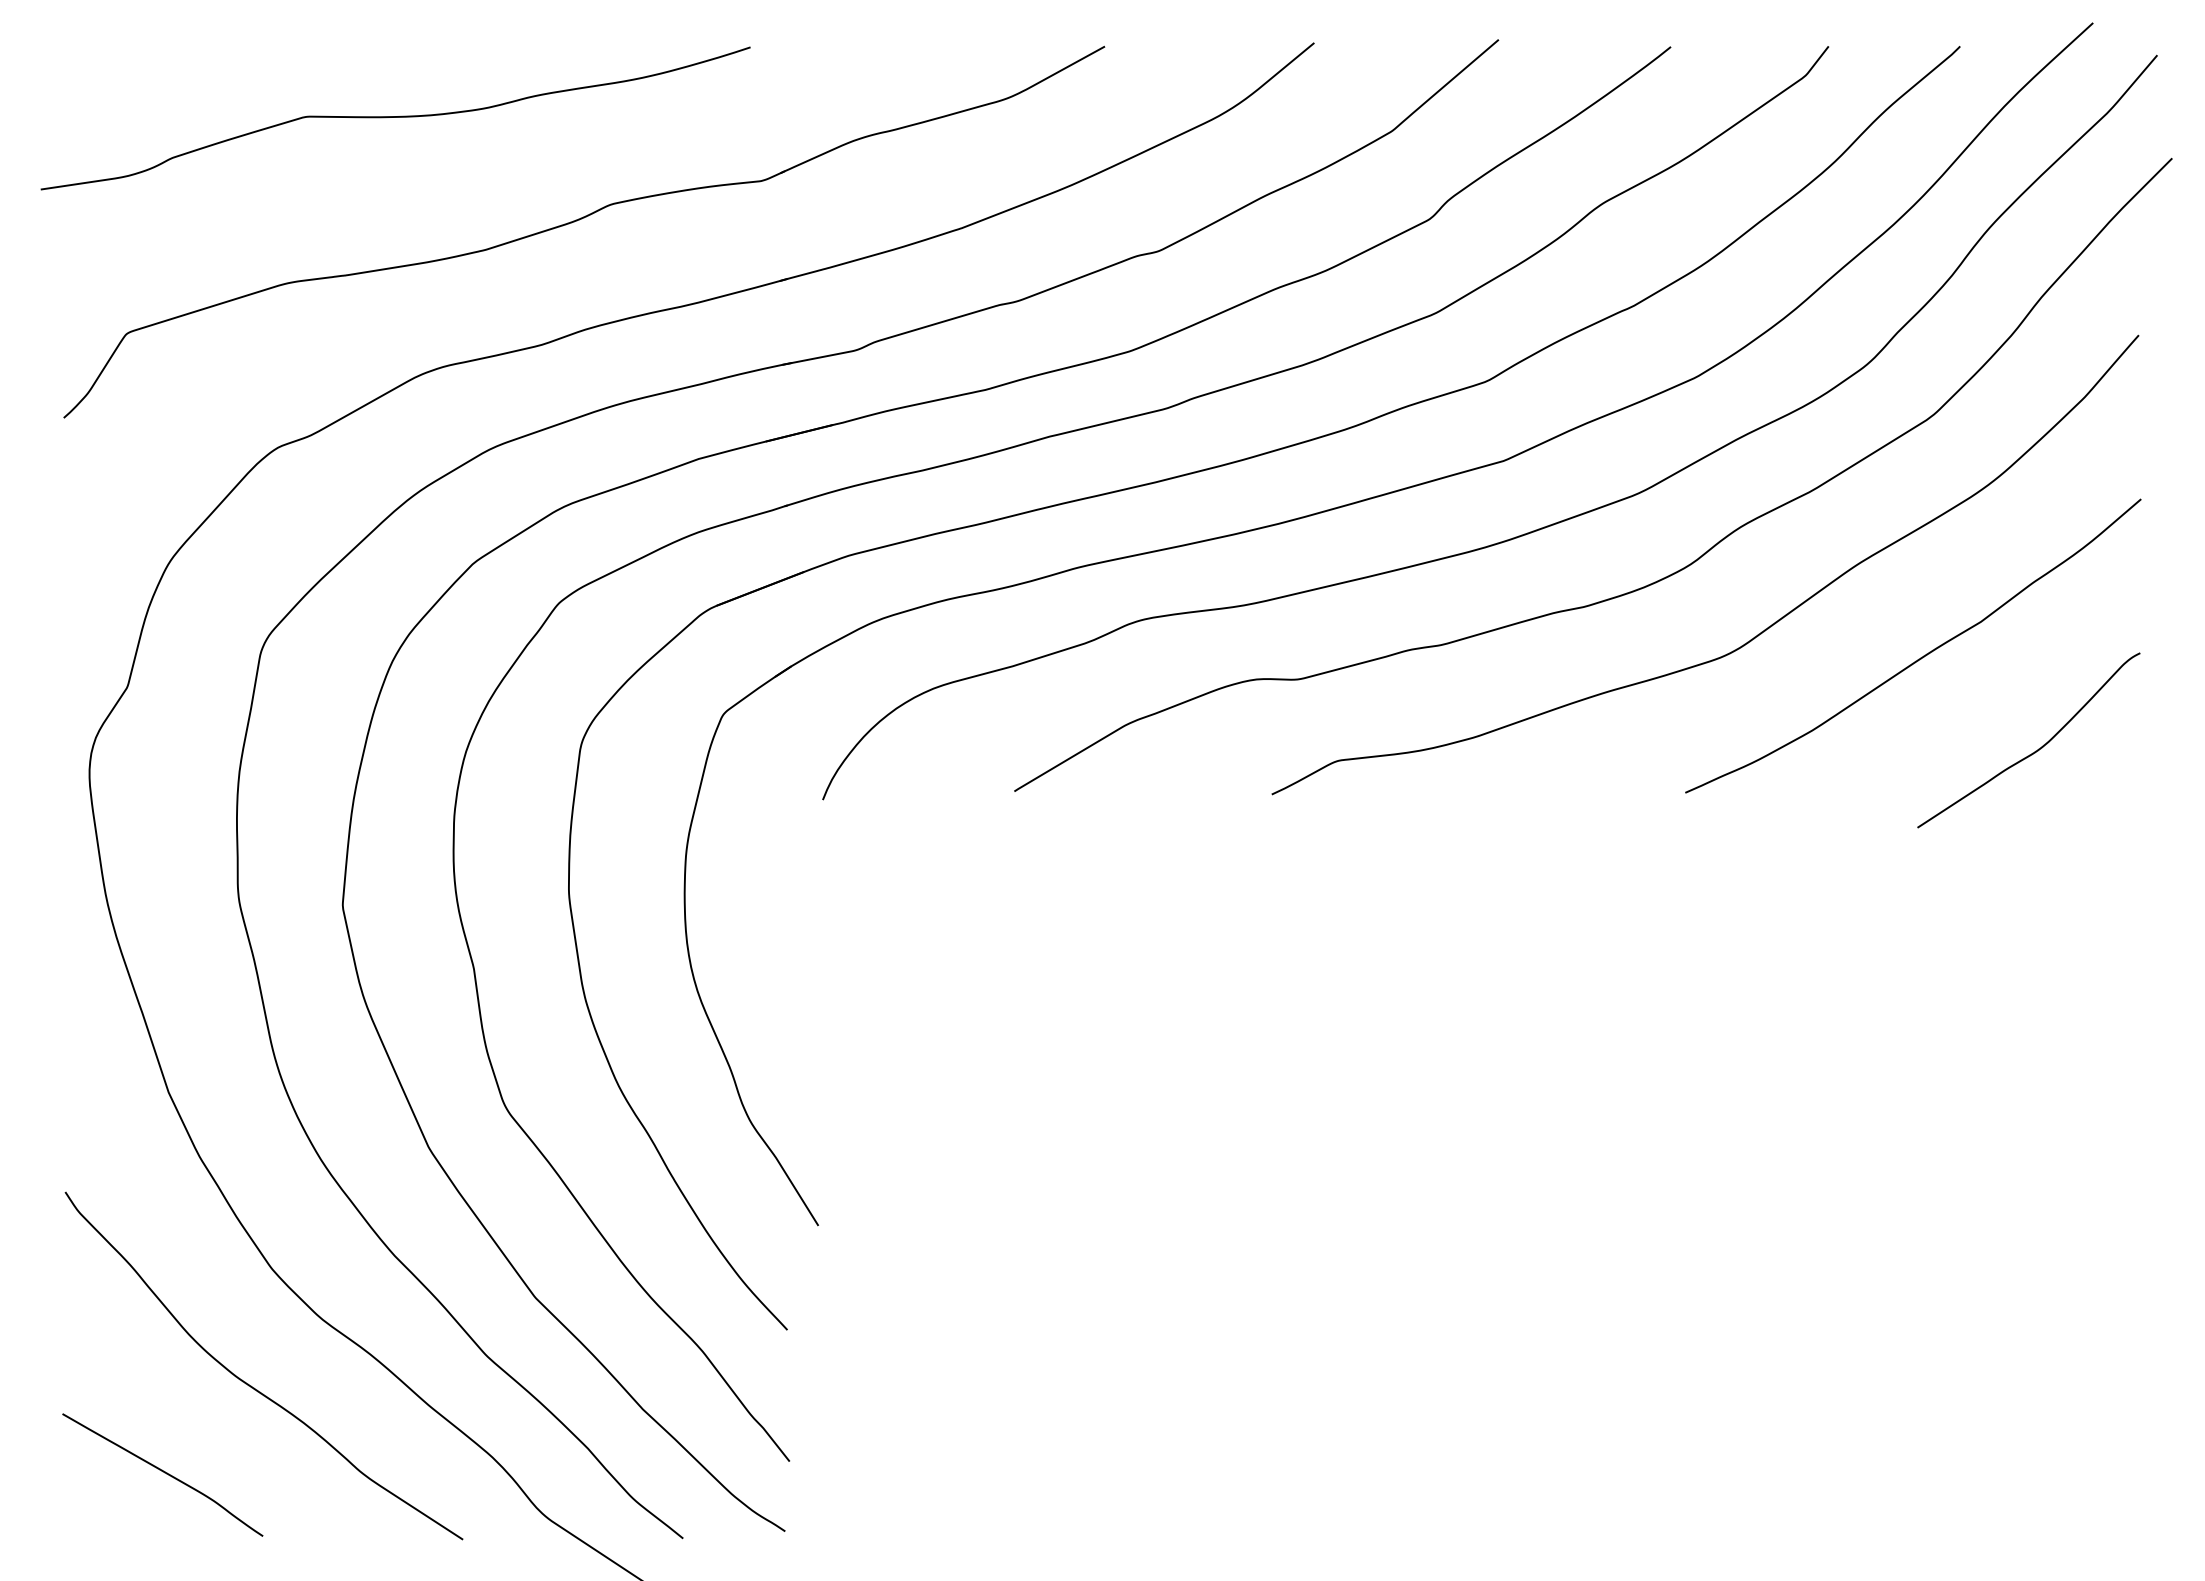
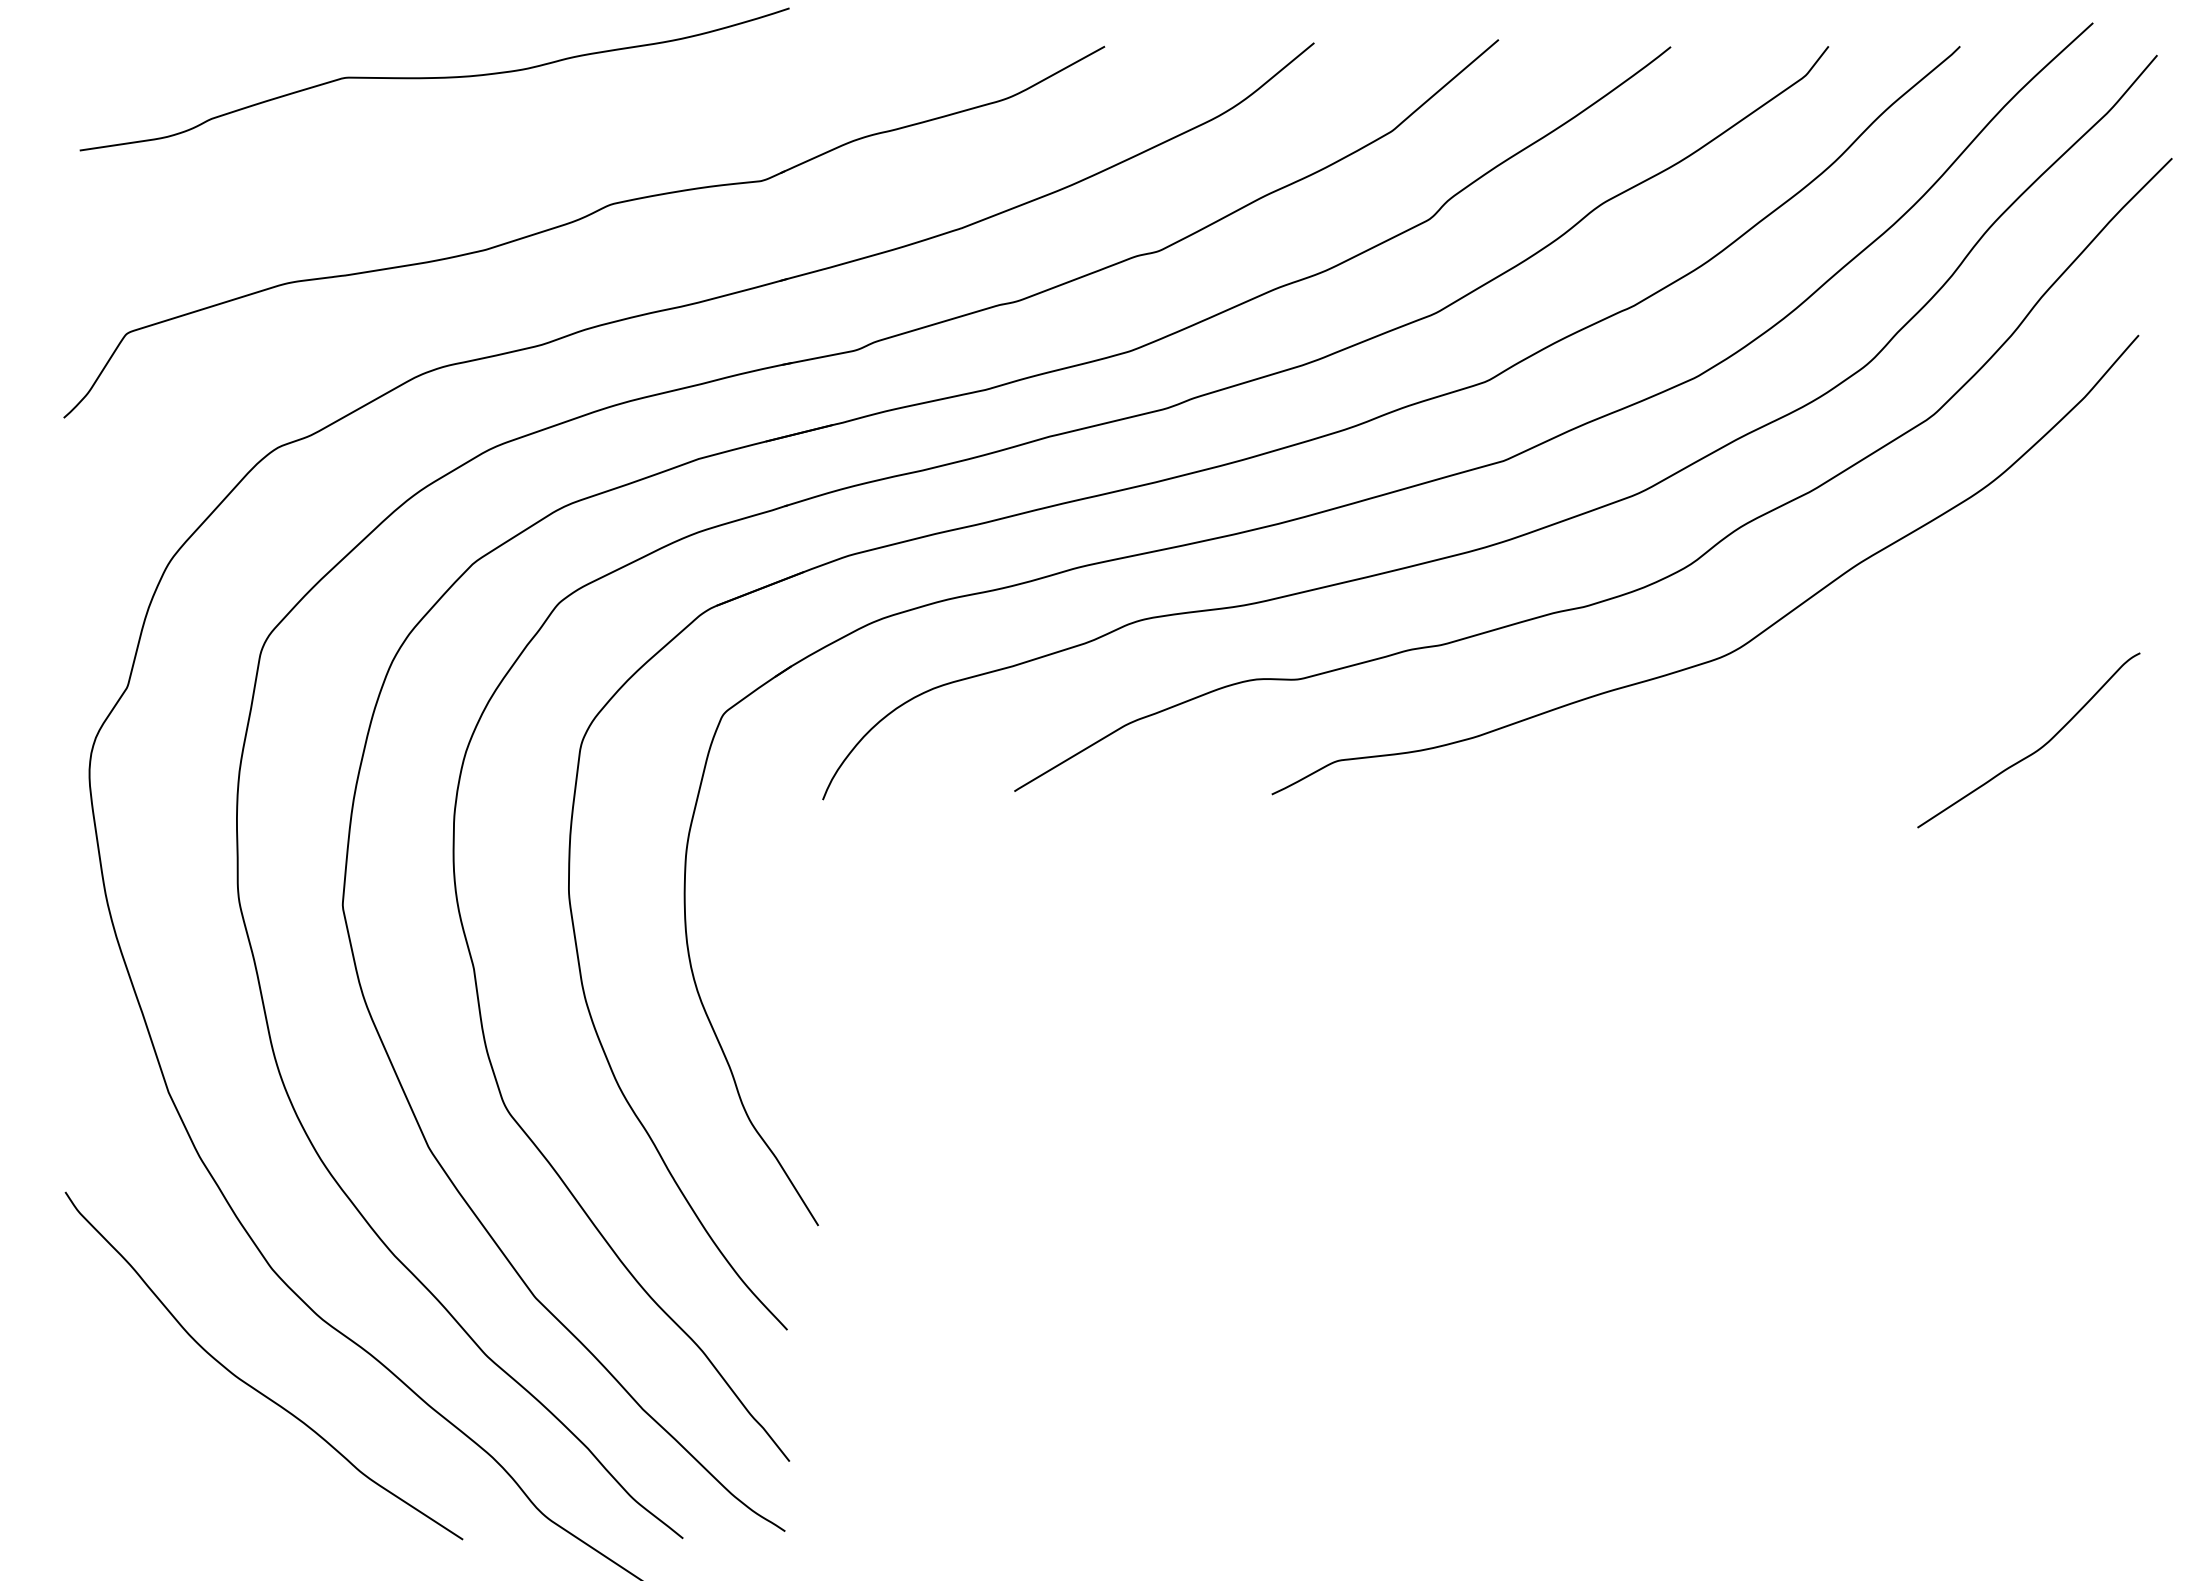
curve position: (395, 117) -> (434, 78) (434, 78)
curve: present -> none (1920, 657)
curve: present -> none (163, 1472)
